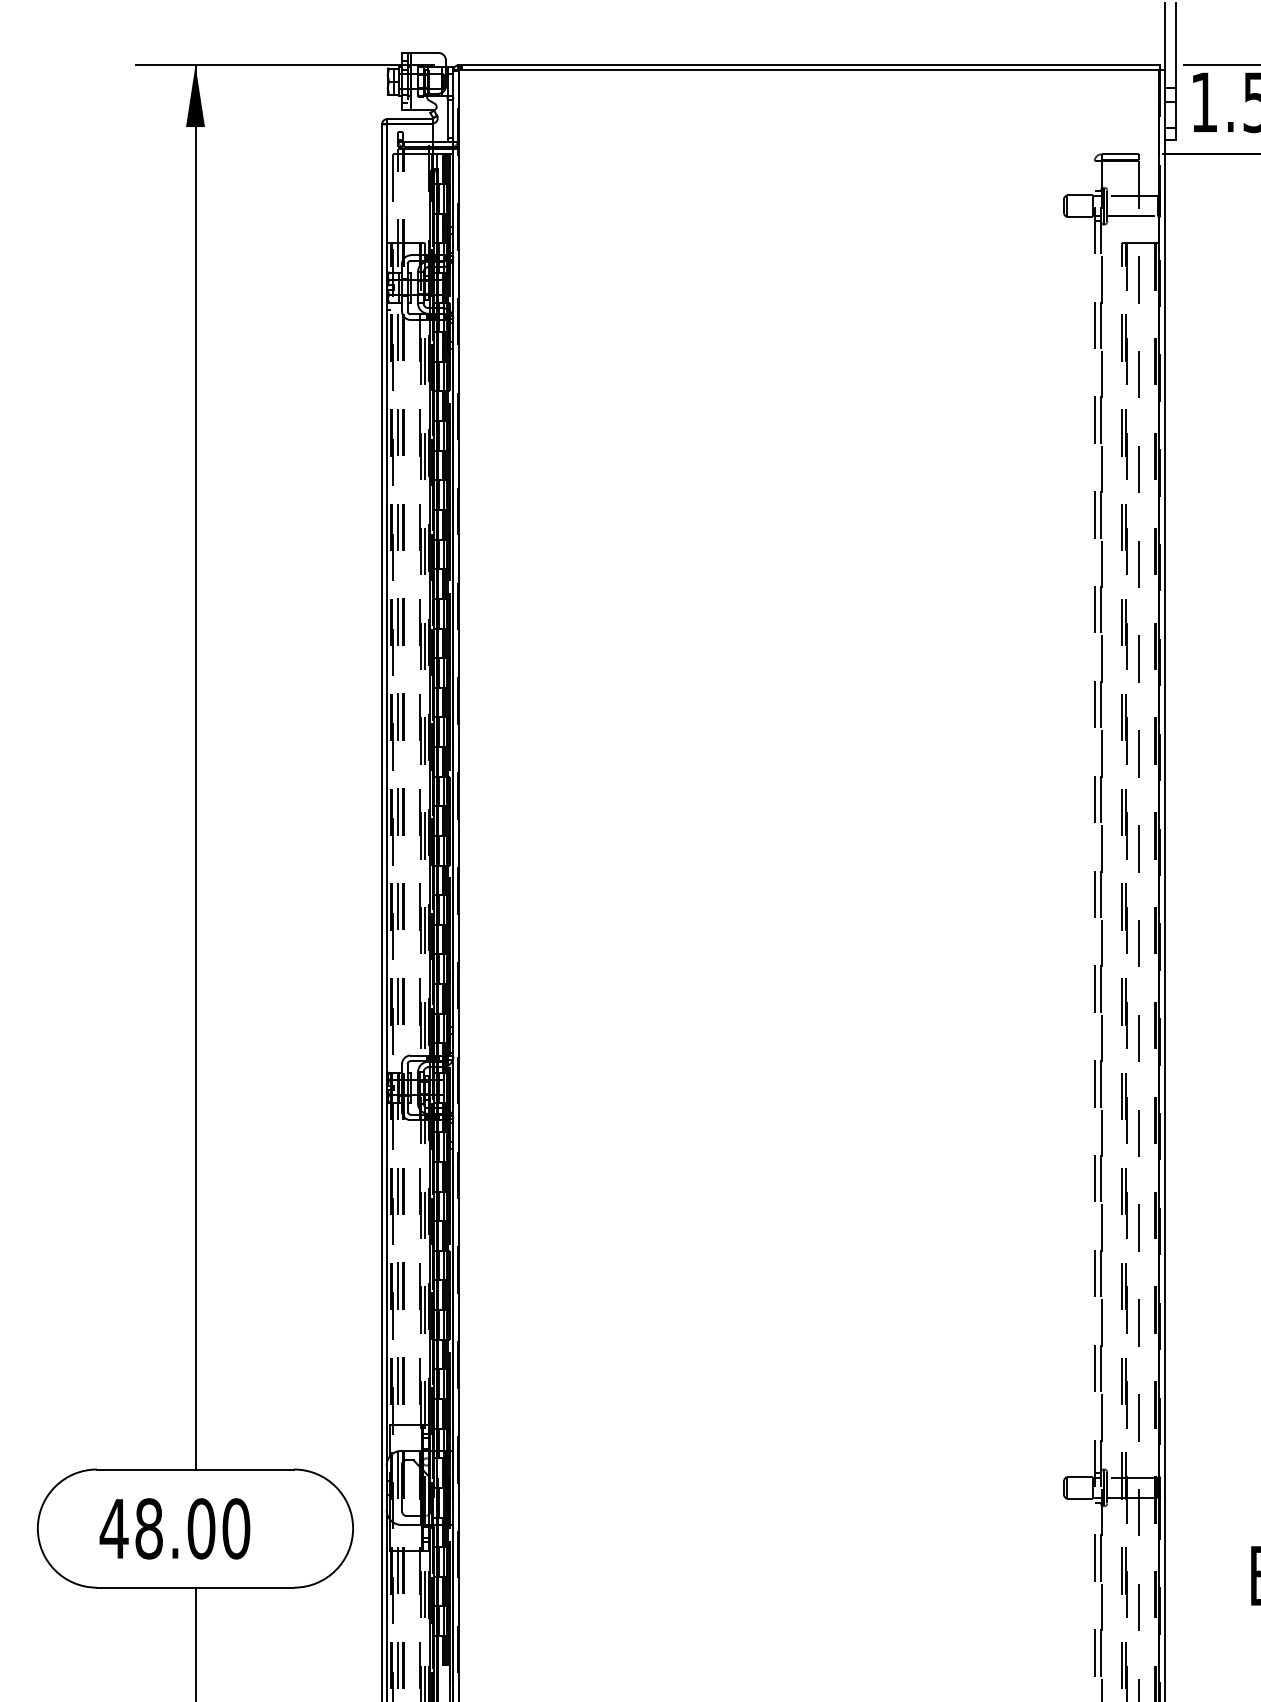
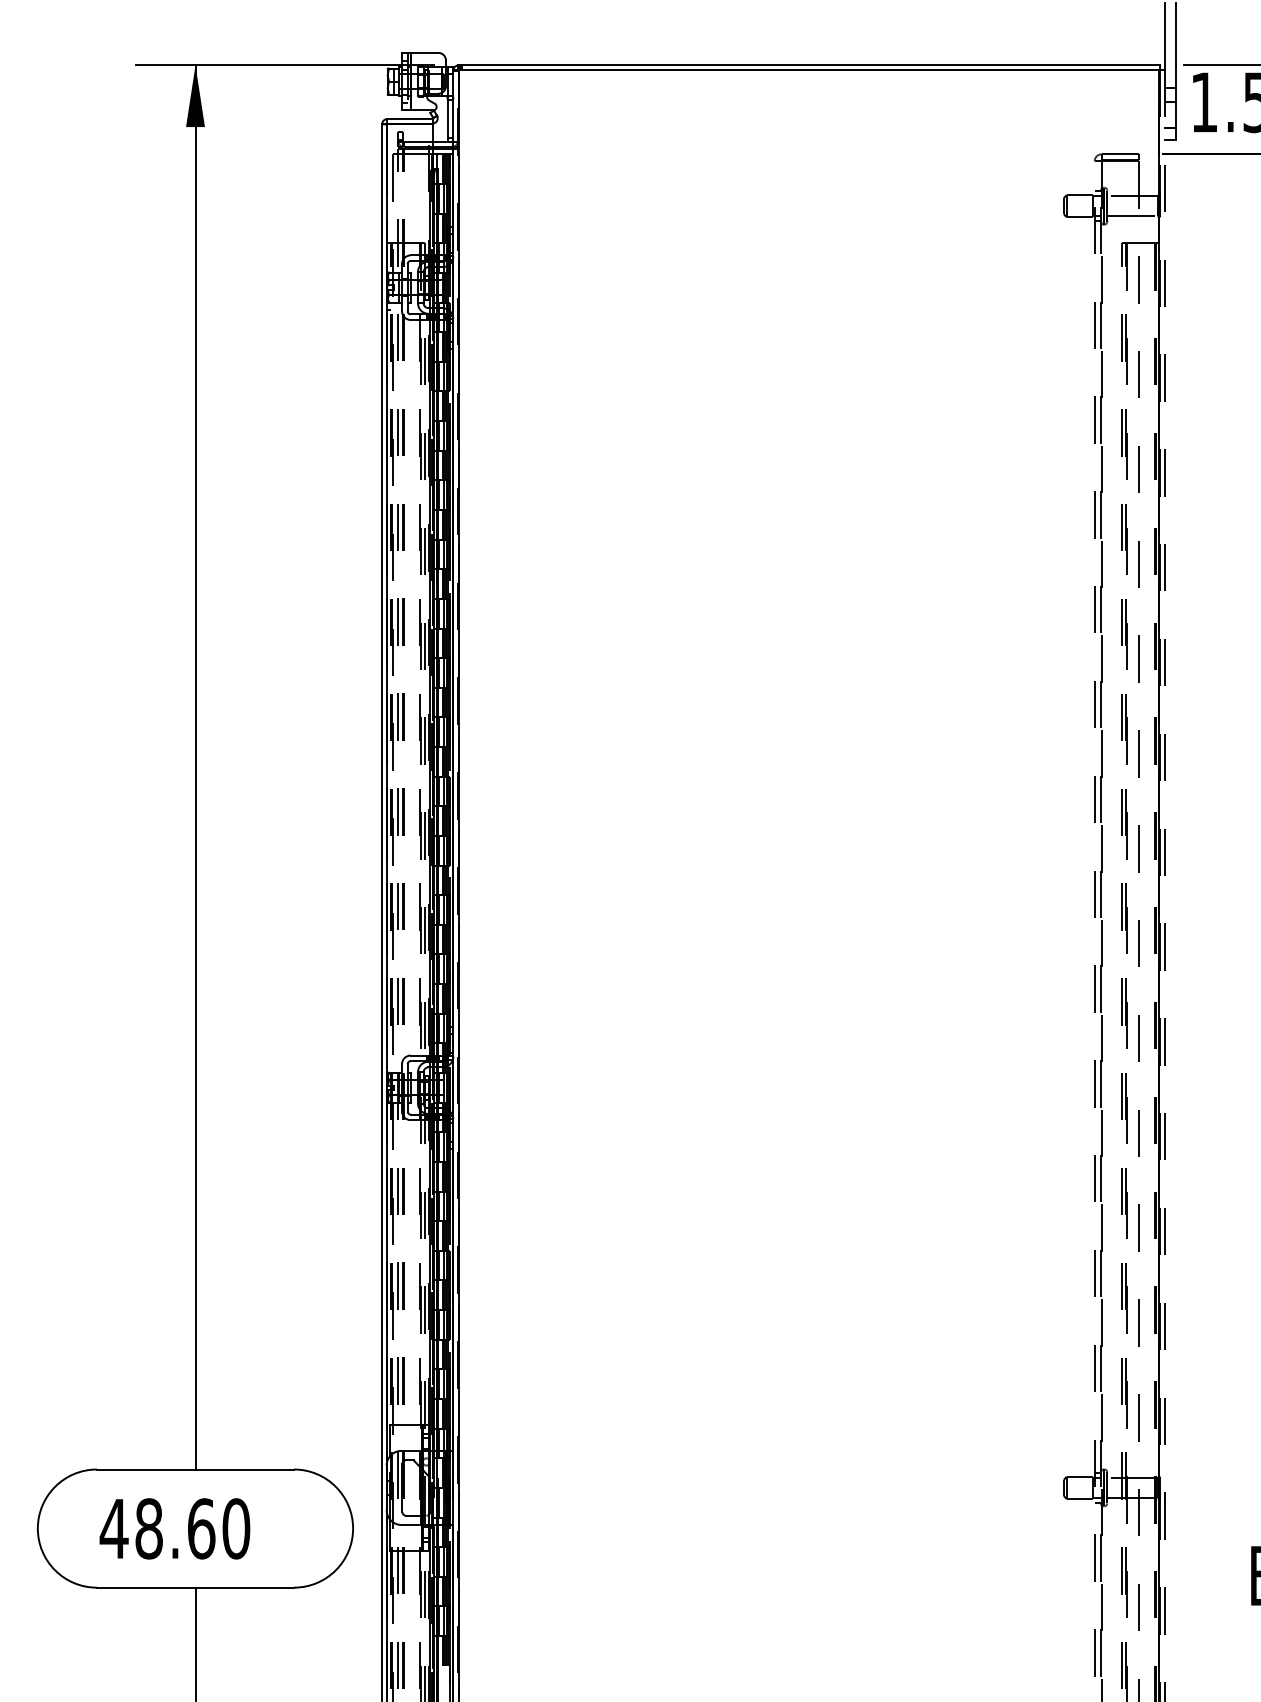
line: solid -> dashed (1164, 885)
text: 48.00 -> 48.60 (201, 1528)
